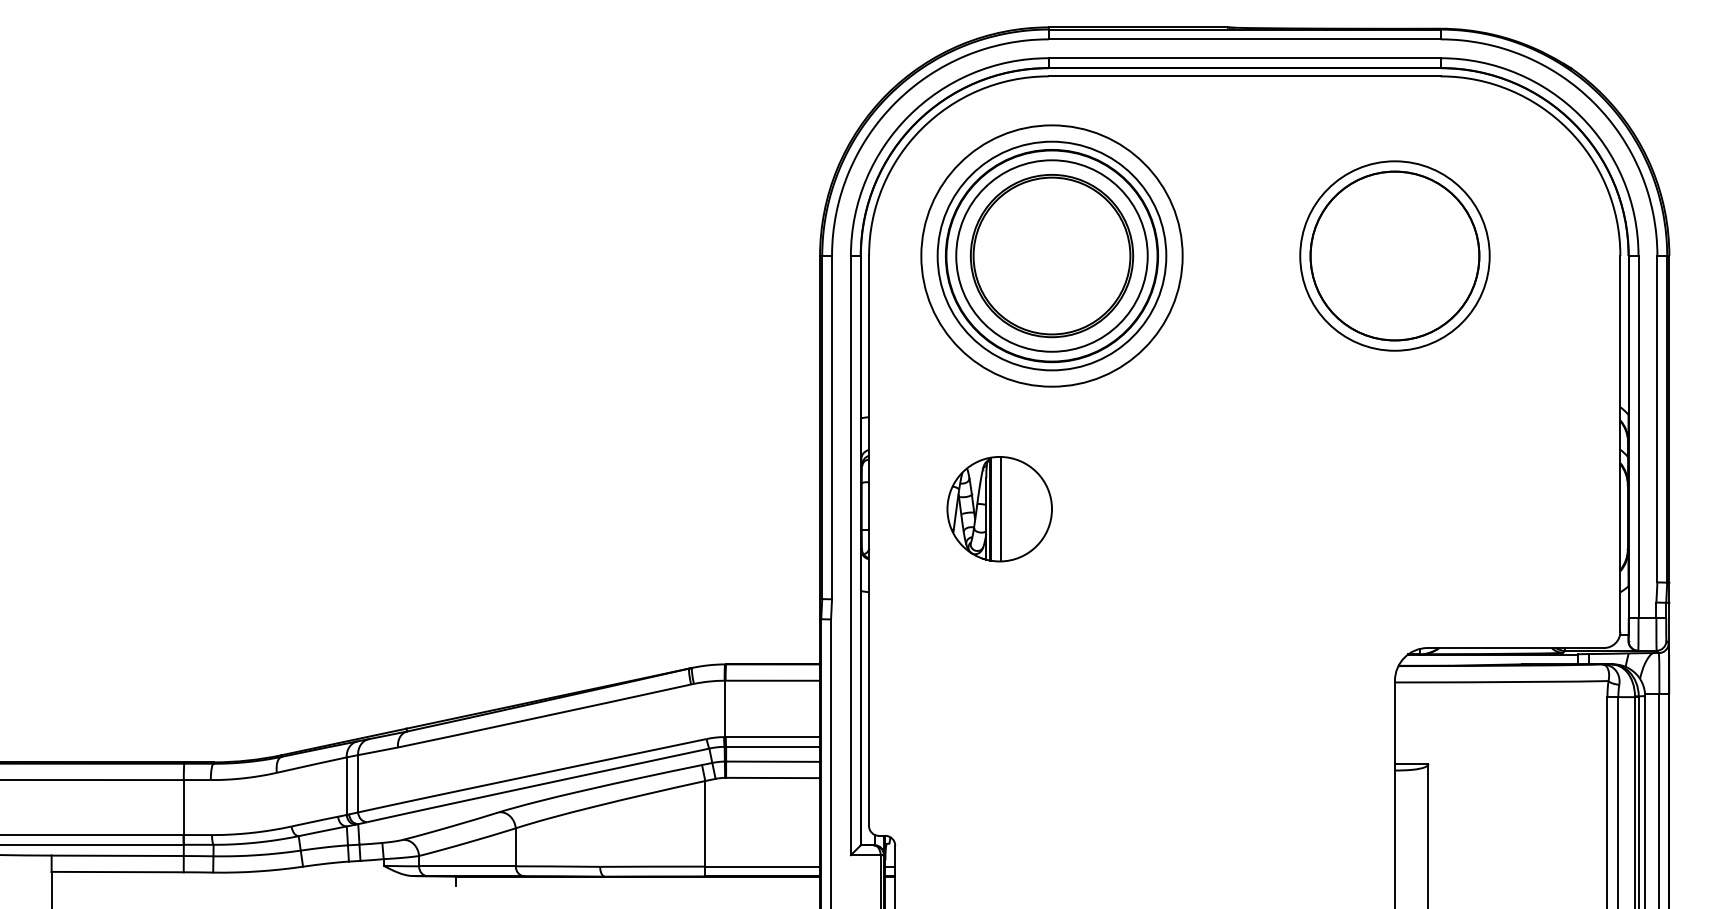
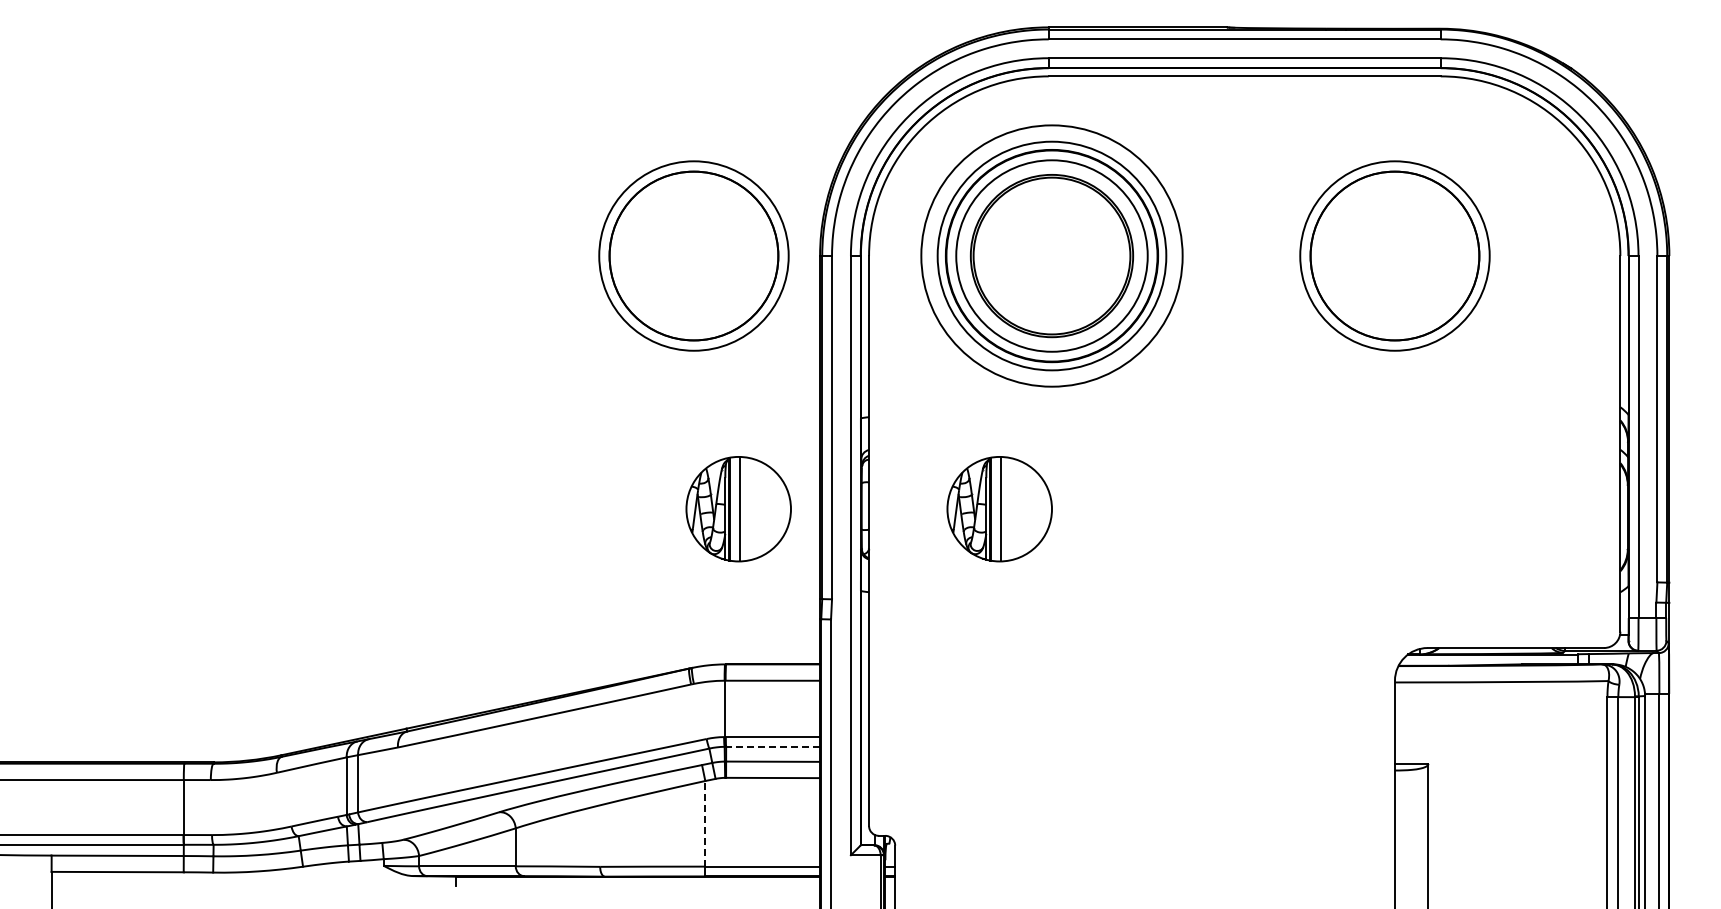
part: none -> present (693, 255)
part: none -> present (738, 509)
line: solid -> dashed (773, 746)
line: solid -> dashed (705, 823)
